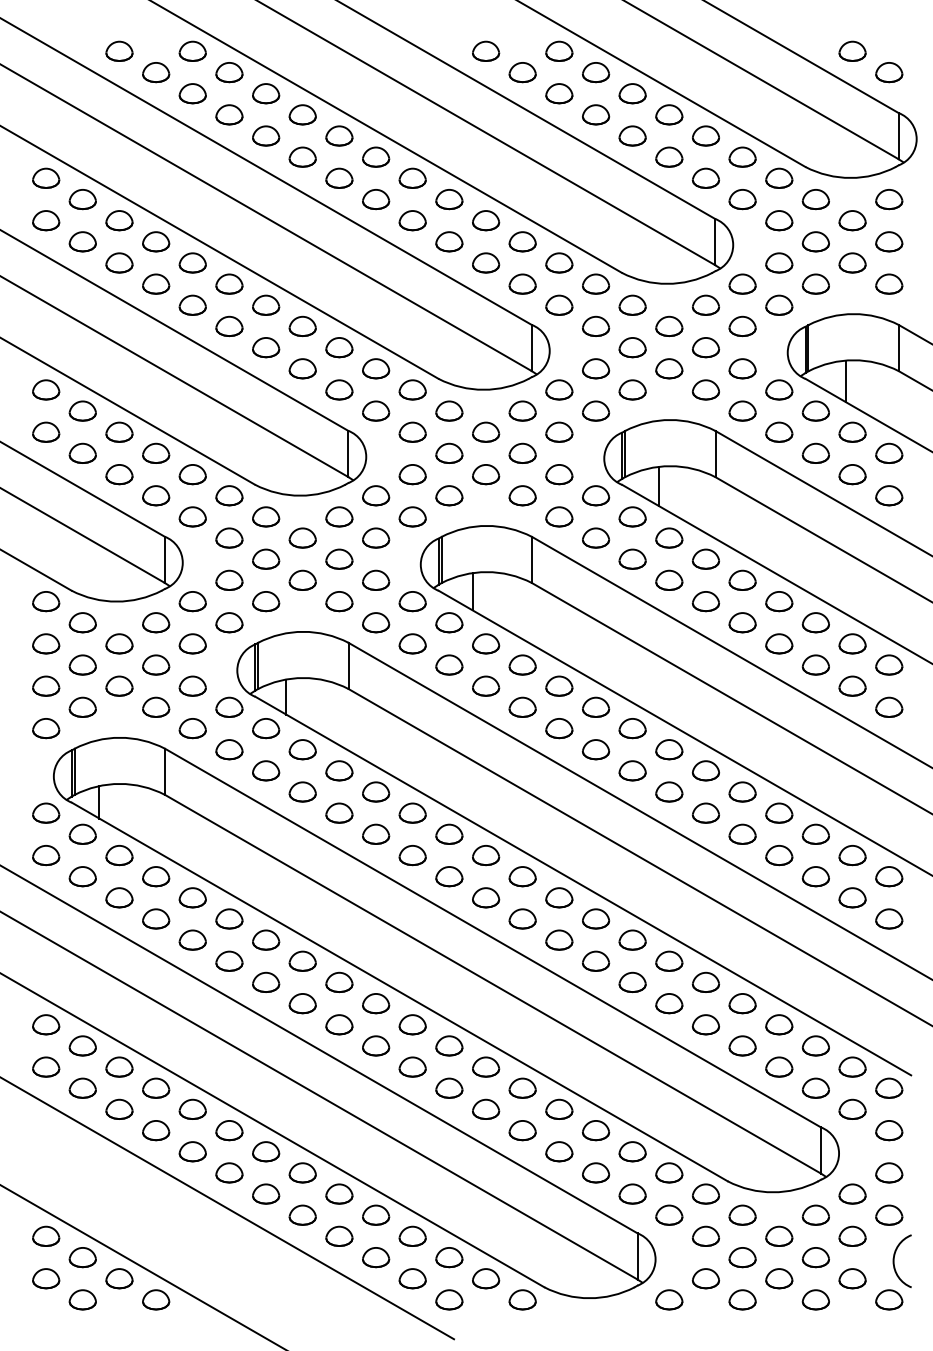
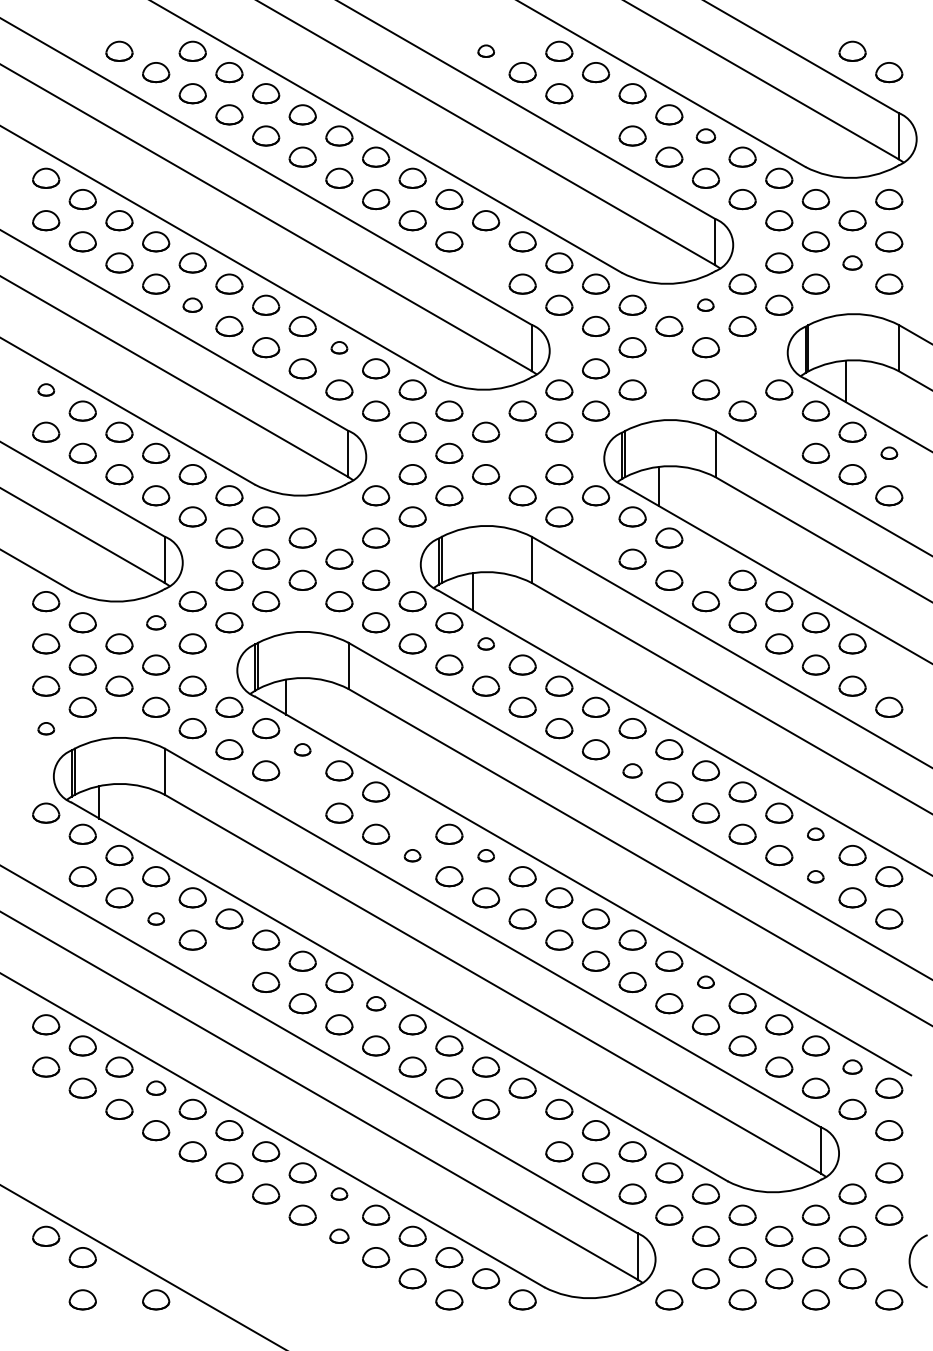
part size: 29x22 px -> 18x14 px (485, 50)
part: present -> none (596, 114)
part size: 28x22 px -> 22x16 px (705, 135)
part: present -> none (486, 262)
part size: 29x22 px -> 21x16 px (852, 262)
part size: 29x22 px -> 21x16 px (192, 304)
part size: 29x22 px -> 18x14 px (705, 304)
part size: 29x22 px -> 19x14 px (339, 347)
part: present -> none (669, 368)
part: present -> none (742, 368)
part size: 29x22 px -> 19x14 px (46, 389)
part: present -> none (779, 431)
part: present -> none (522, 452)
part size: 29x22 px -> 19x14 px (889, 452)
part: present -> none (339, 516)
part: present -> none (596, 537)
part: present -> none (705, 558)
part size: 29x22 px -> 21x16 px (156, 622)
part size: 29x22 px -> 18x14 px (485, 643)
part: present -> none (889, 664)
part size: 29x22 px -> 19x14 px (46, 728)
part size: 29x22 px -> 19x14 px (302, 749)
part size: 29x22 px -> 21x16 px (632, 770)
part: present -> none (302, 791)
part: present -> none (412, 812)
part size: 29x22 px -> 18x14 px (815, 833)
part: present -> none (46, 855)
part size: 29x22 px -> 19x14 px (412, 855)
part size: 29x22 px -> 18x14 px (485, 855)
part size: 29x22 px -> 18x14 px (815, 876)
part size: 29x22 px -> 19x14 px (156, 918)
part: present -> none (229, 960)
part size: 30x22 px -> 18x14 px (705, 981)
part size: 29x22 px -> 21x16 px (376, 1003)
part size: 29x22 px -> 21x16 px (852, 1066)
part size: 29x22 px -> 21x16 px (156, 1087)
part: present -> none (522, 1130)
part size: 29x22 px -> 19x14 px (339, 1193)
line: present -> none (228, 1208)
part size: 29x22 px -> 21x16 px (339, 1235)
arc position: (894, 1260) -> (910, 1260) (910, 1260)
part: present -> none (46, 1278)
part: present -> none (119, 1278)
